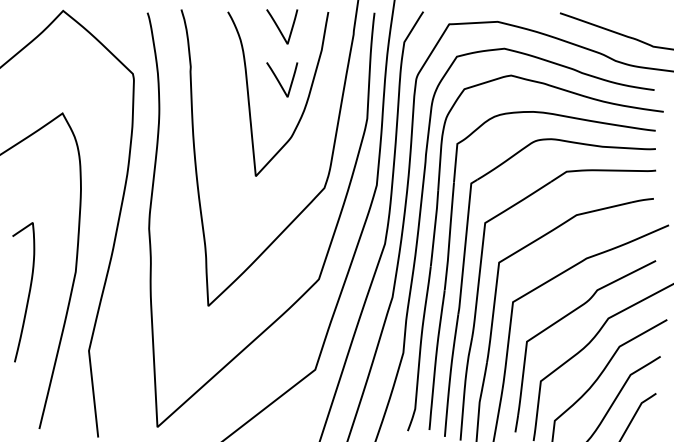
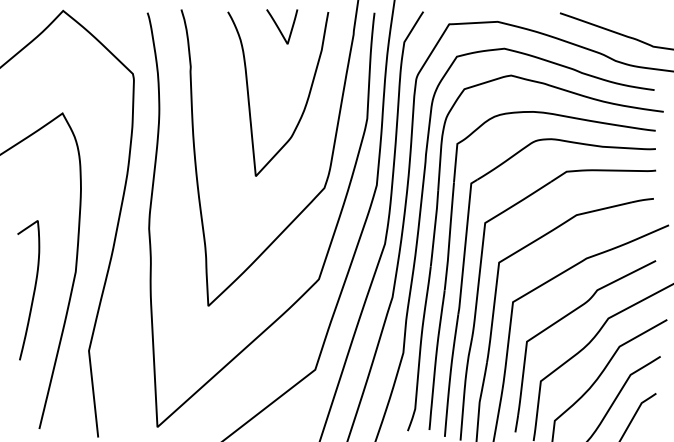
curve: present -> none (279, 80)
curve position: (28, 292) -> (33, 290) (33, 290)
